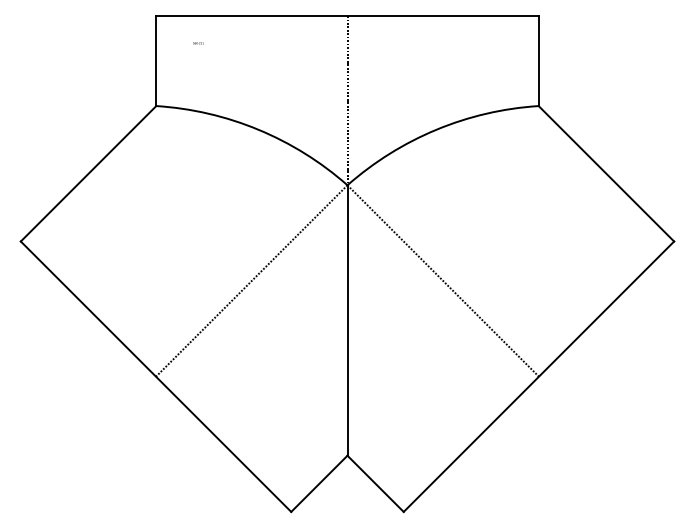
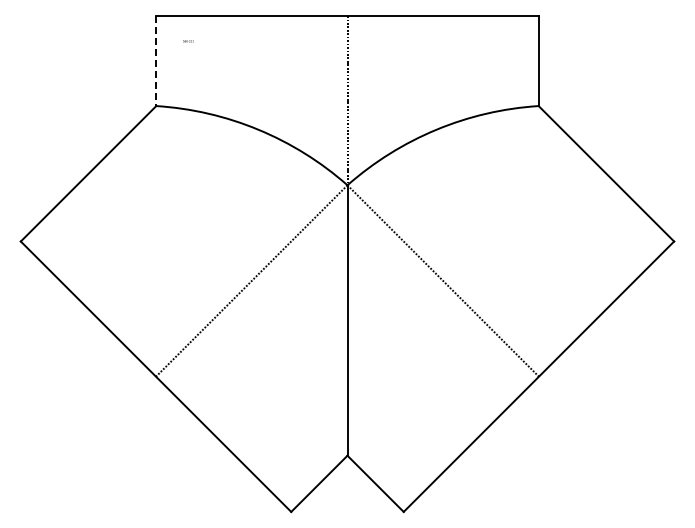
text position: (198, 43) -> (188, 41) (188, 41)
line: solid -> dashed (156, 61)
